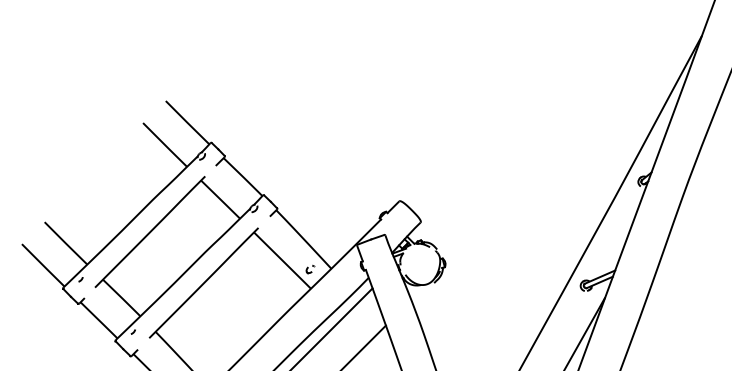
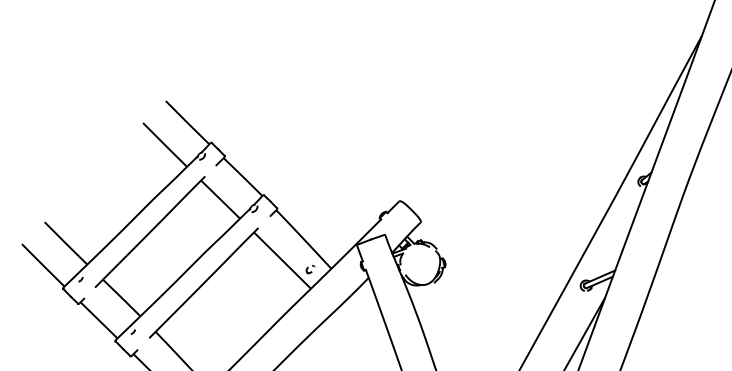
line: present -> none (332, 327)
line: present -> none (364, 346)
